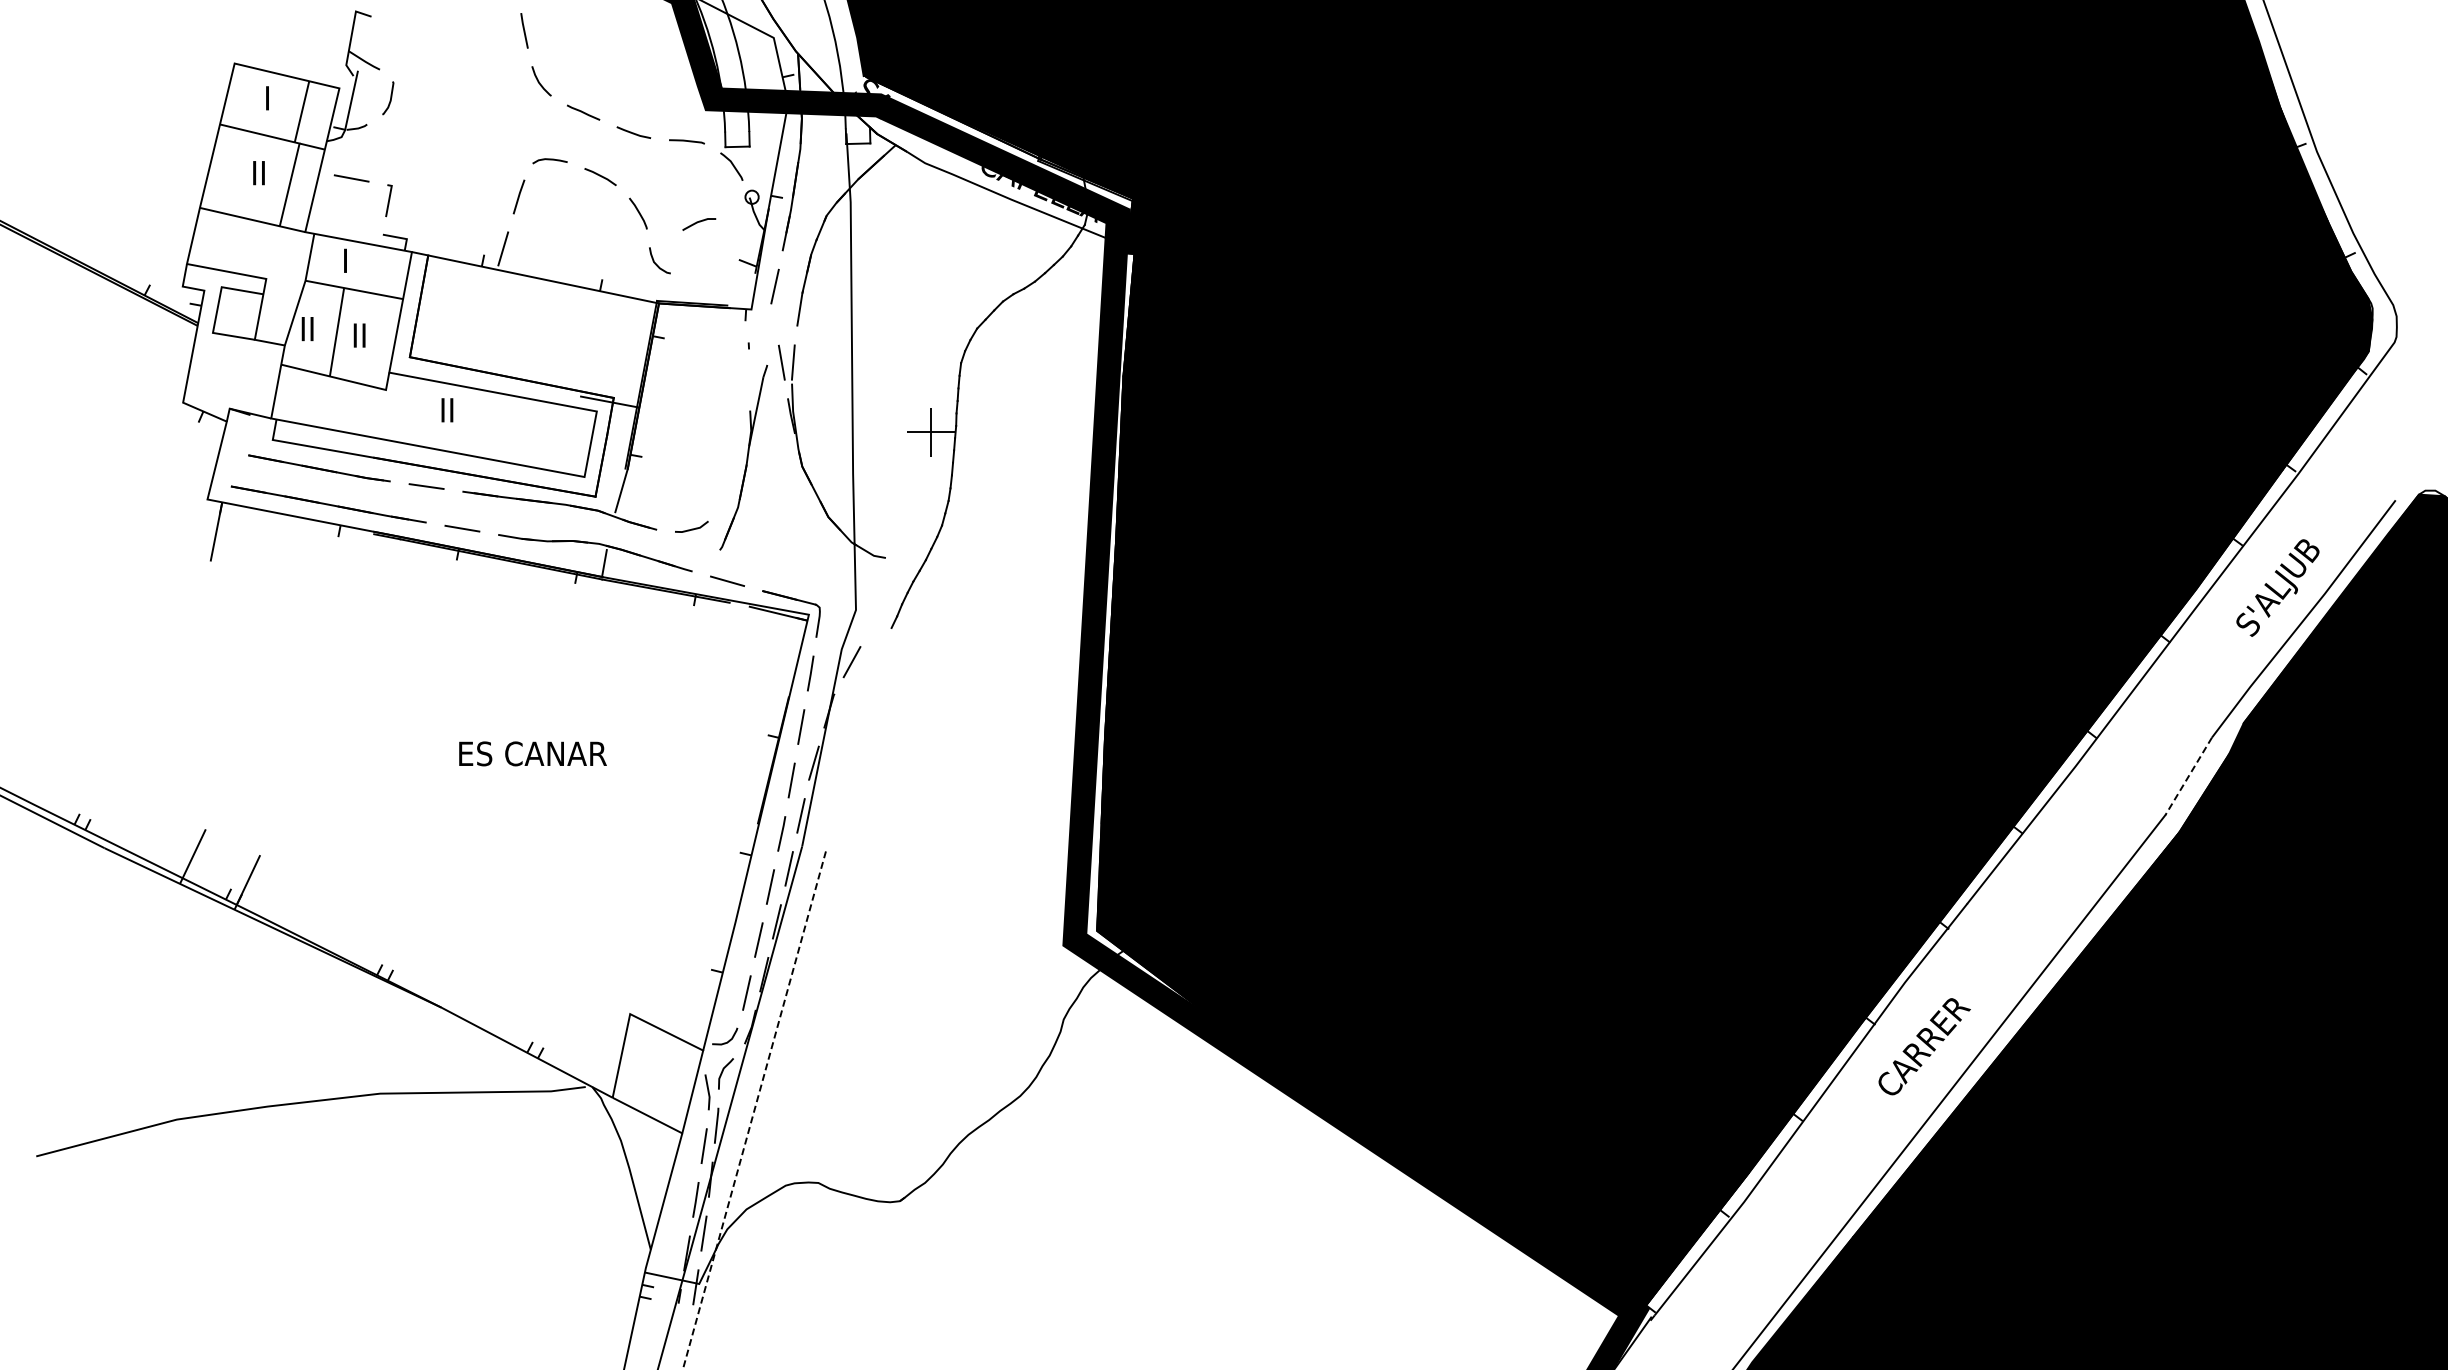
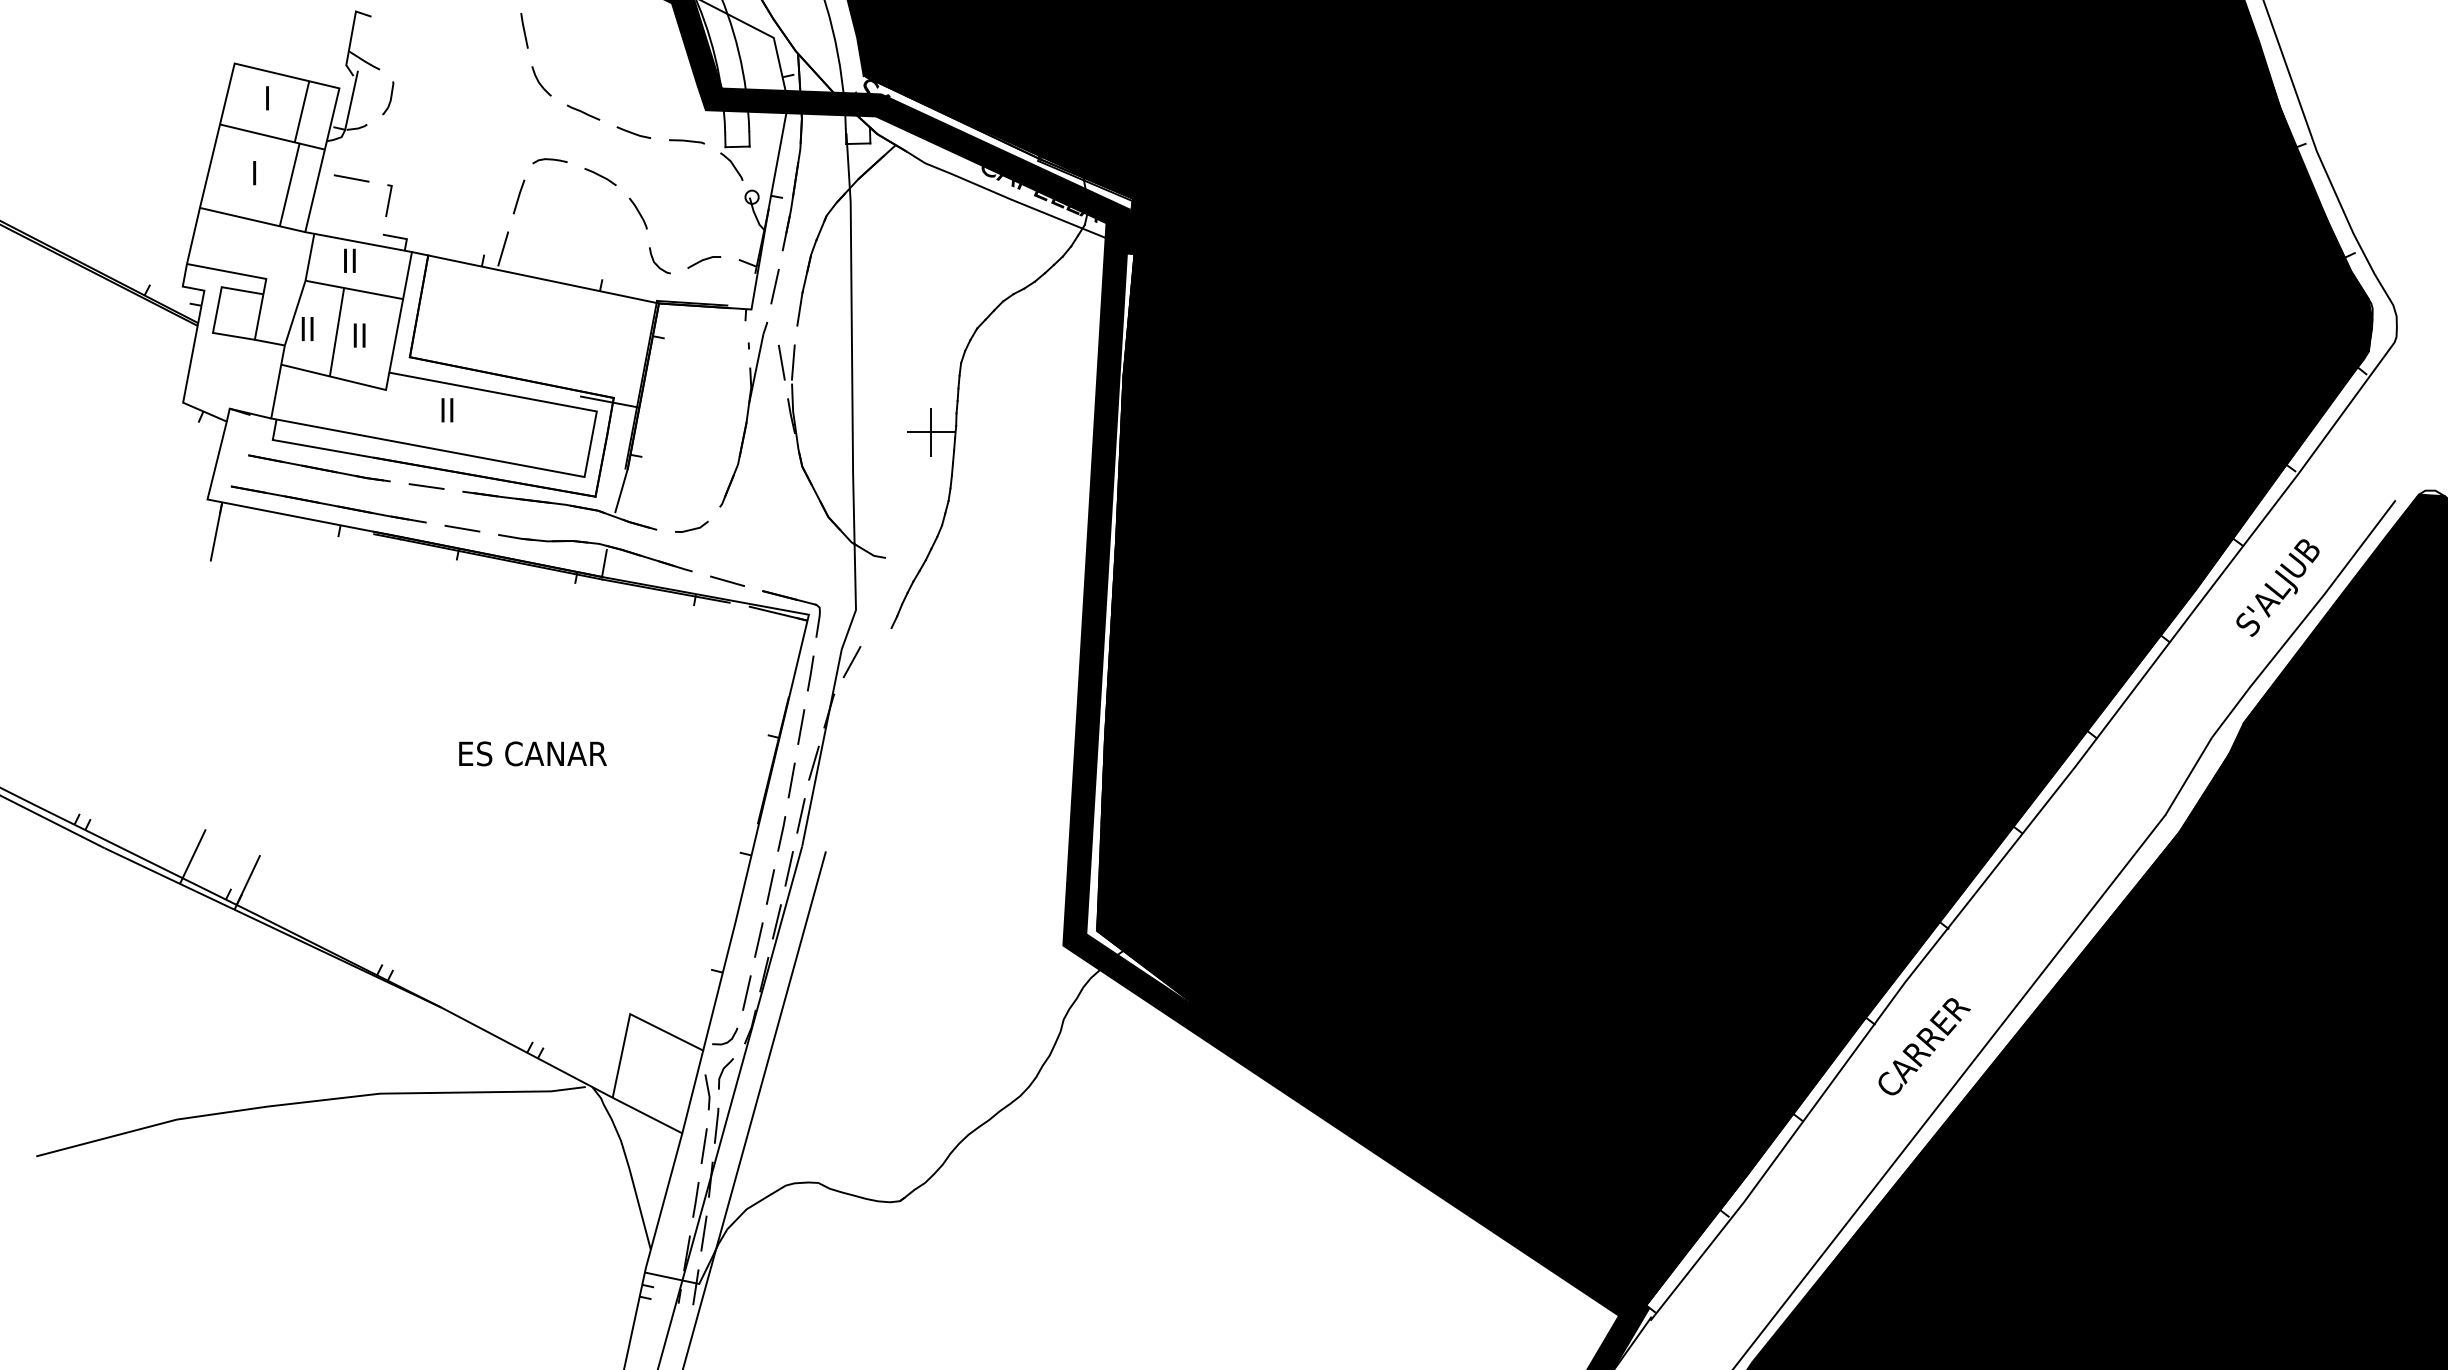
text: II -> I (263, 173)
curve position: (699, 222) -> (704, 260) (704, 260)
text: I -> II (353, 260)
part position: (743, 457) -> (743, 414) (743, 414)
line: dashed -> solid (2188, 776)
line: dashed -> solid (754, 1110)
